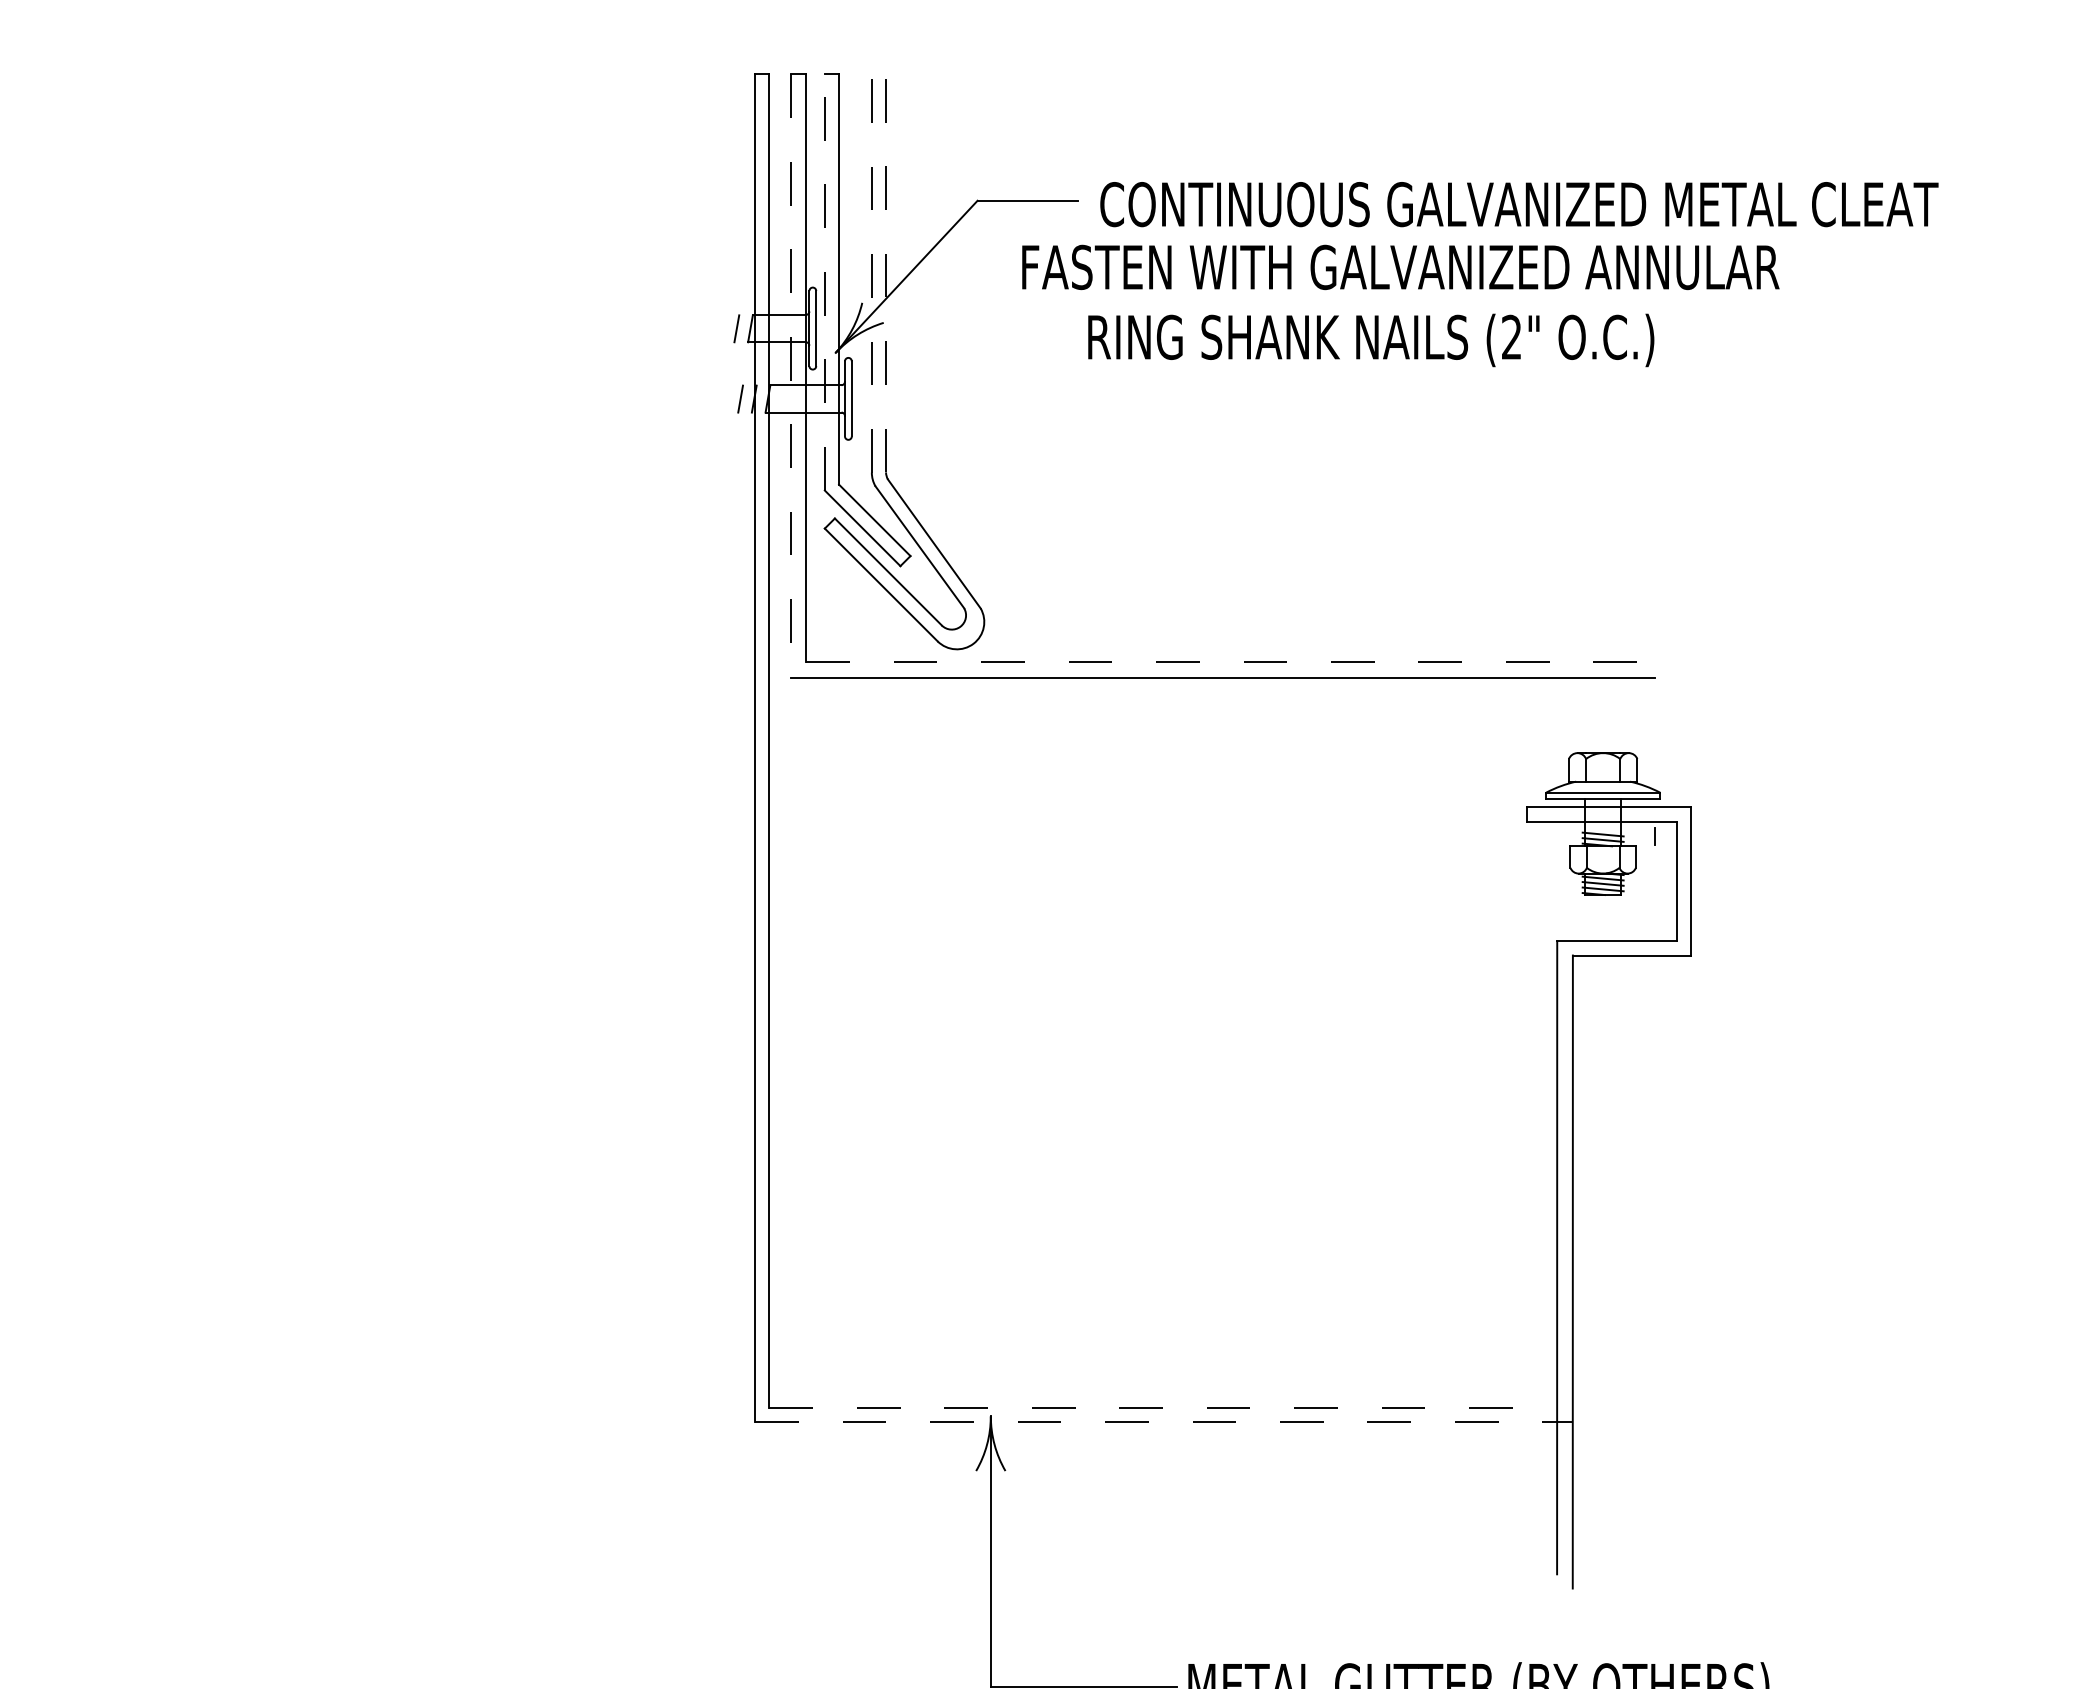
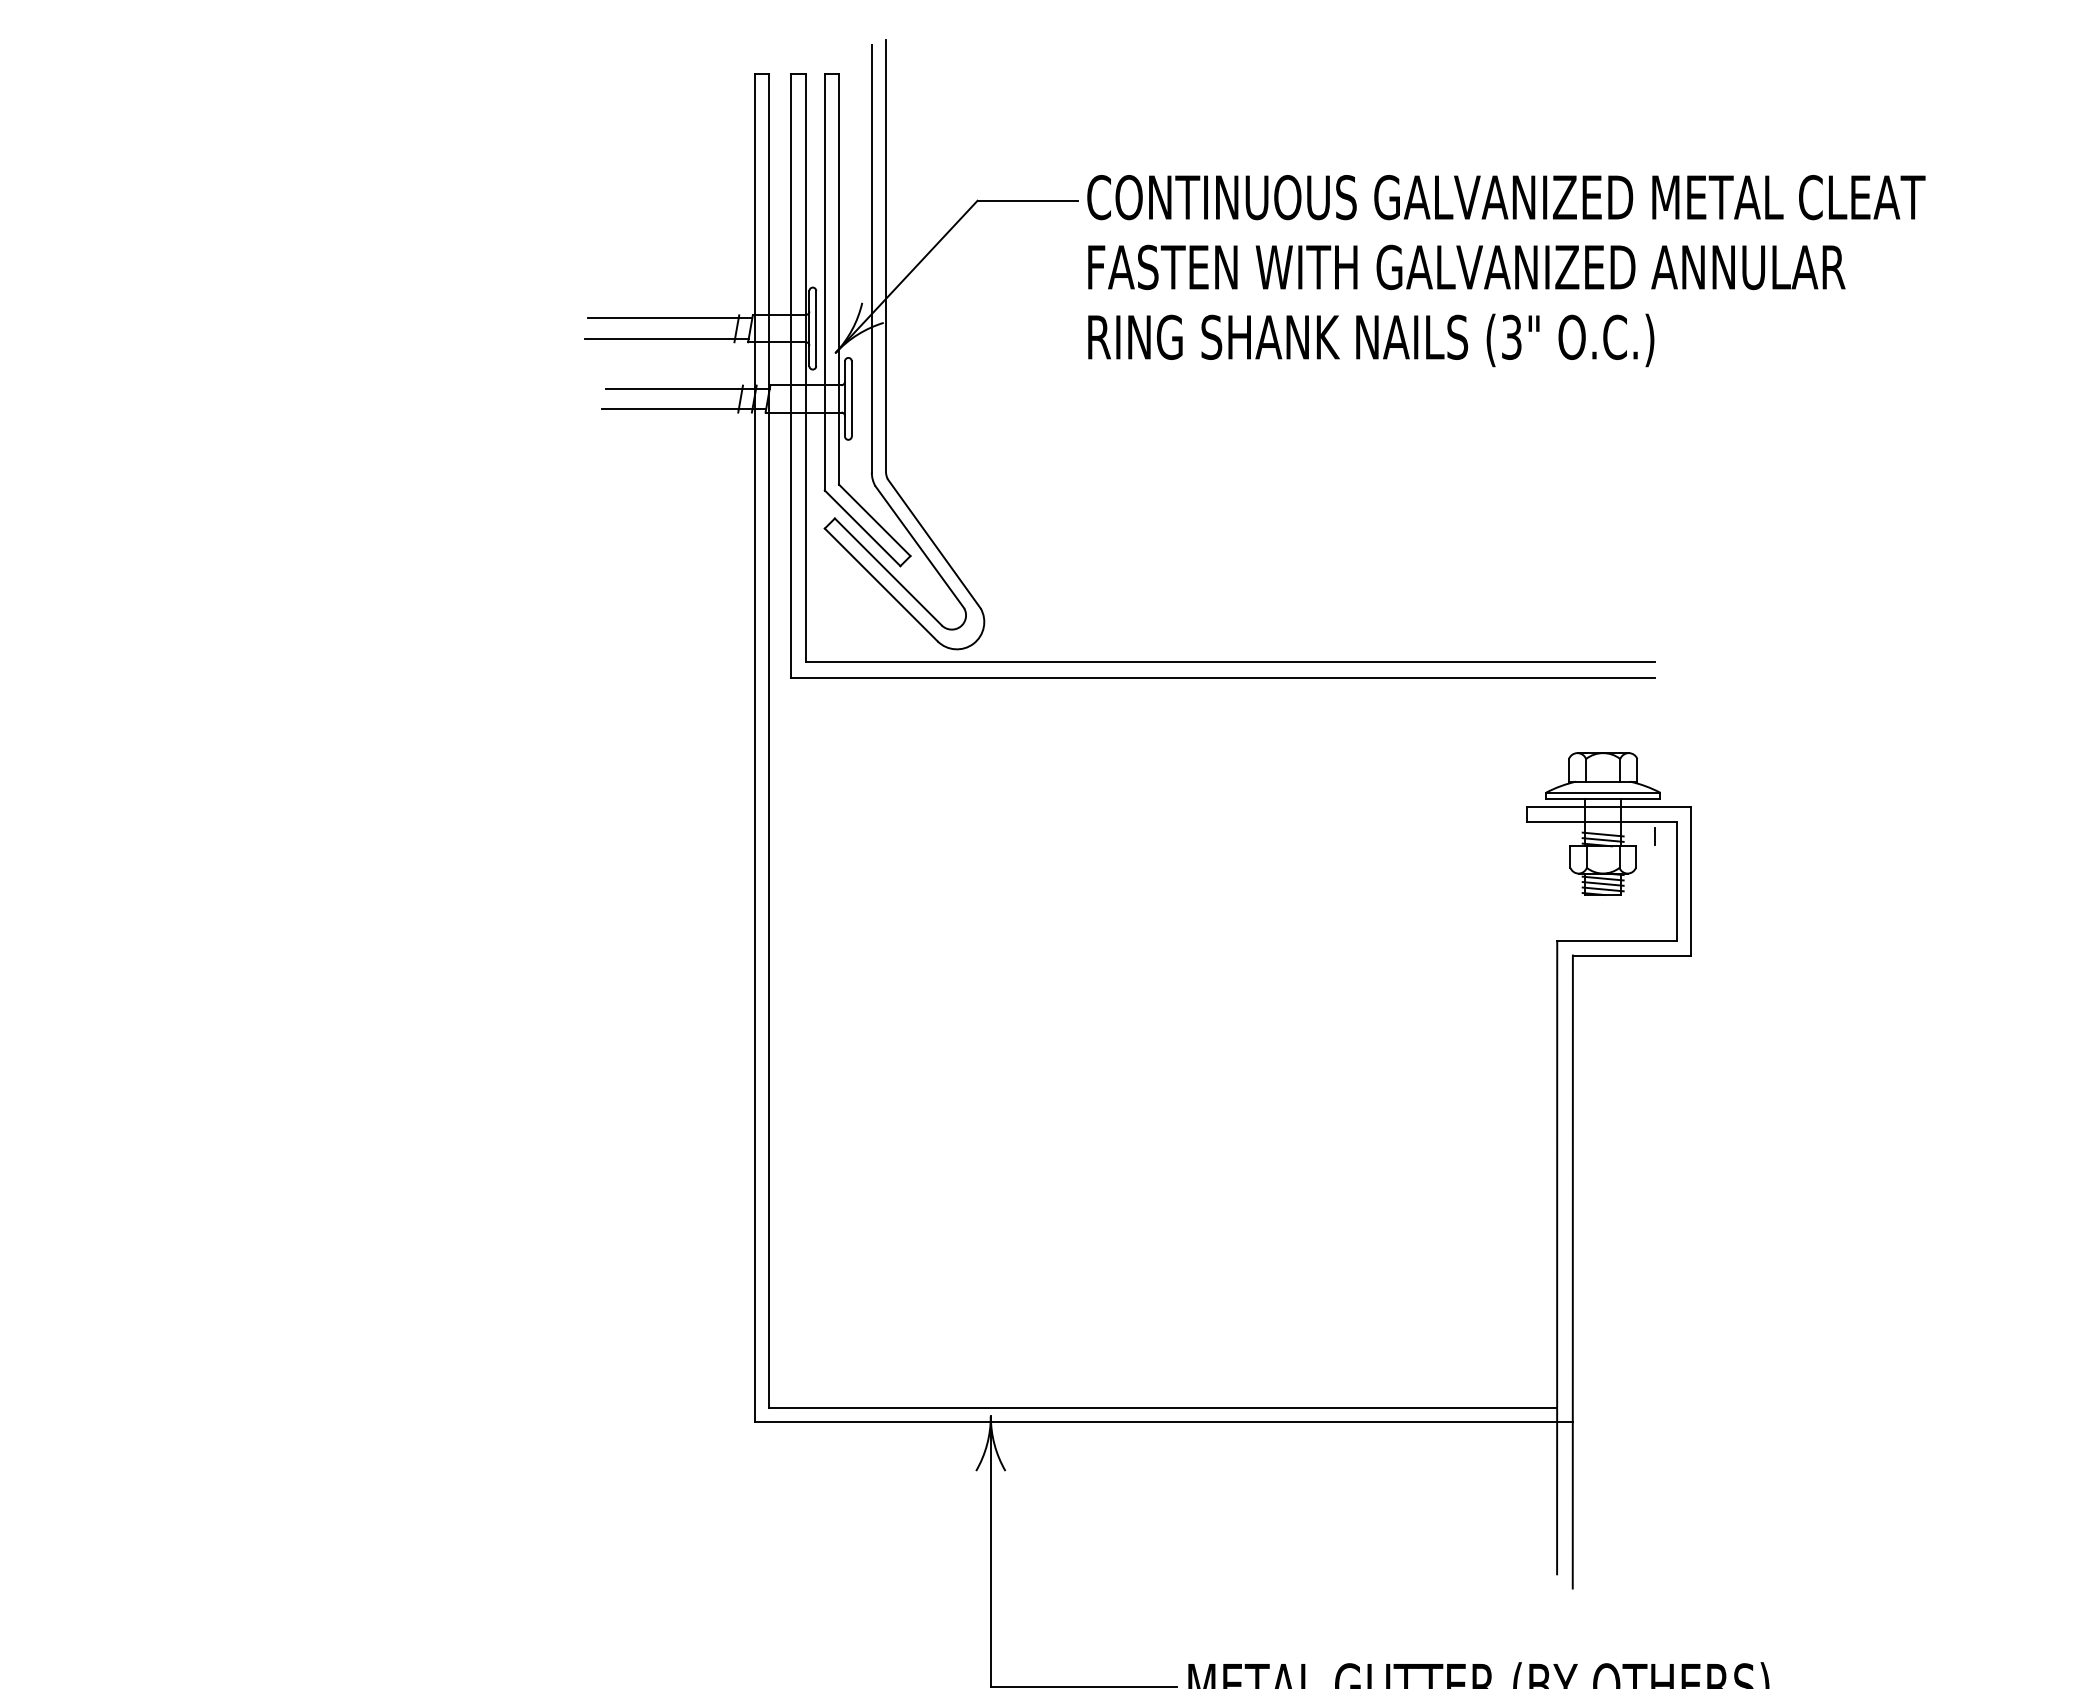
text position: (1519, 204) -> (1506, 197) (1506, 197)
line: dashed -> solid (886, 255)
line: dashed -> solid (871, 258)
text position: (1400, 267) -> (1466, 267) (1466, 267)
line: dashed -> solid (824, 281)
line: none -> present (670, 318)
text: (2" -> (3" (1511, 337)
line: none -> present (666, 338)
line: dashed -> solid (791, 376)
line: none -> present (687, 388)
line: none -> present (684, 409)
line: dashed -> solid (1231, 661)
line: dashed -> solid (1163, 1407)
line: dashed -> solid (1164, 1422)
